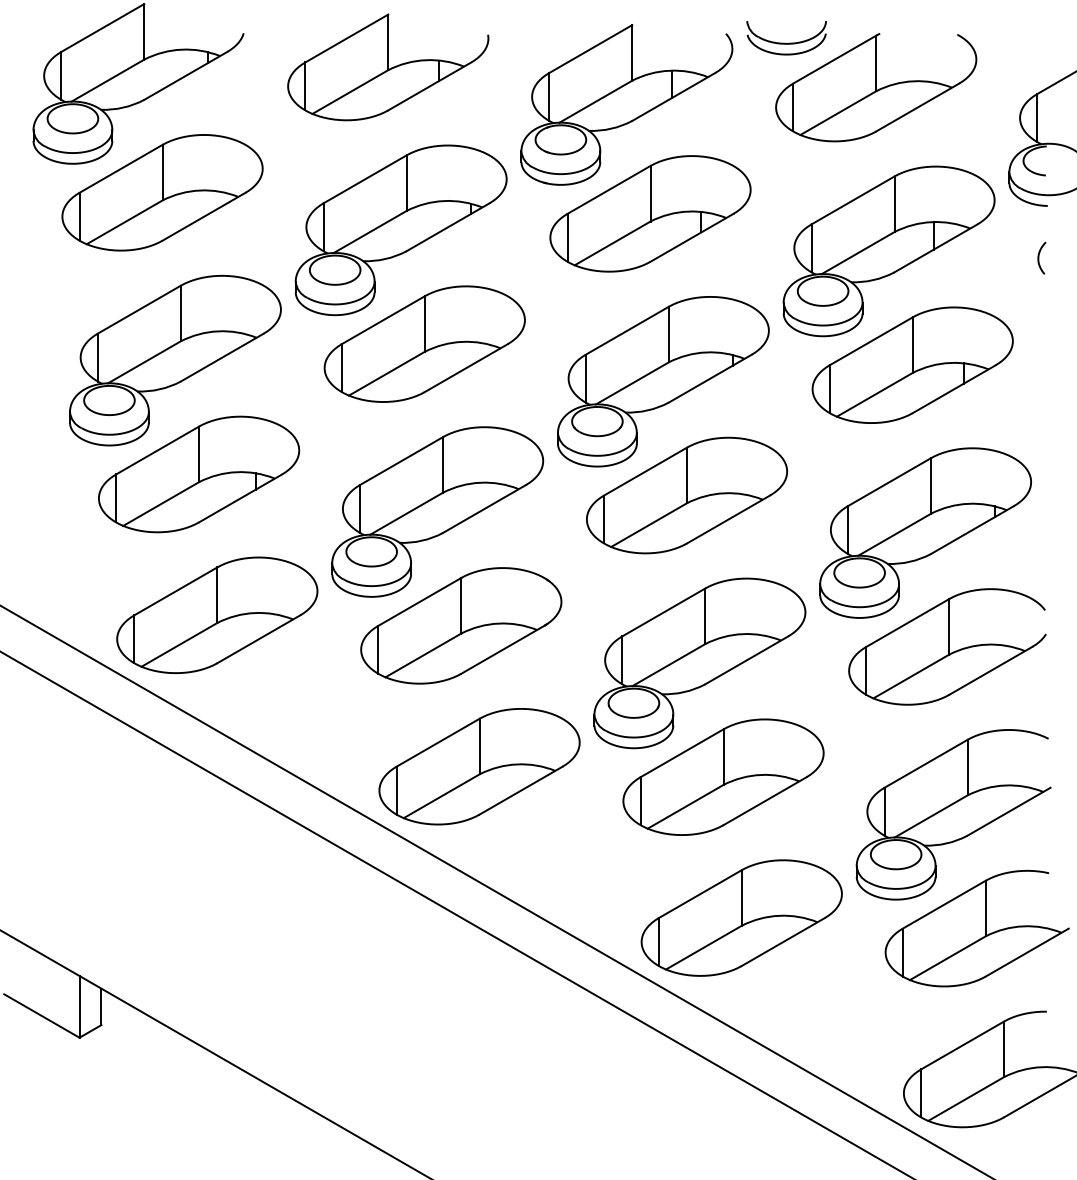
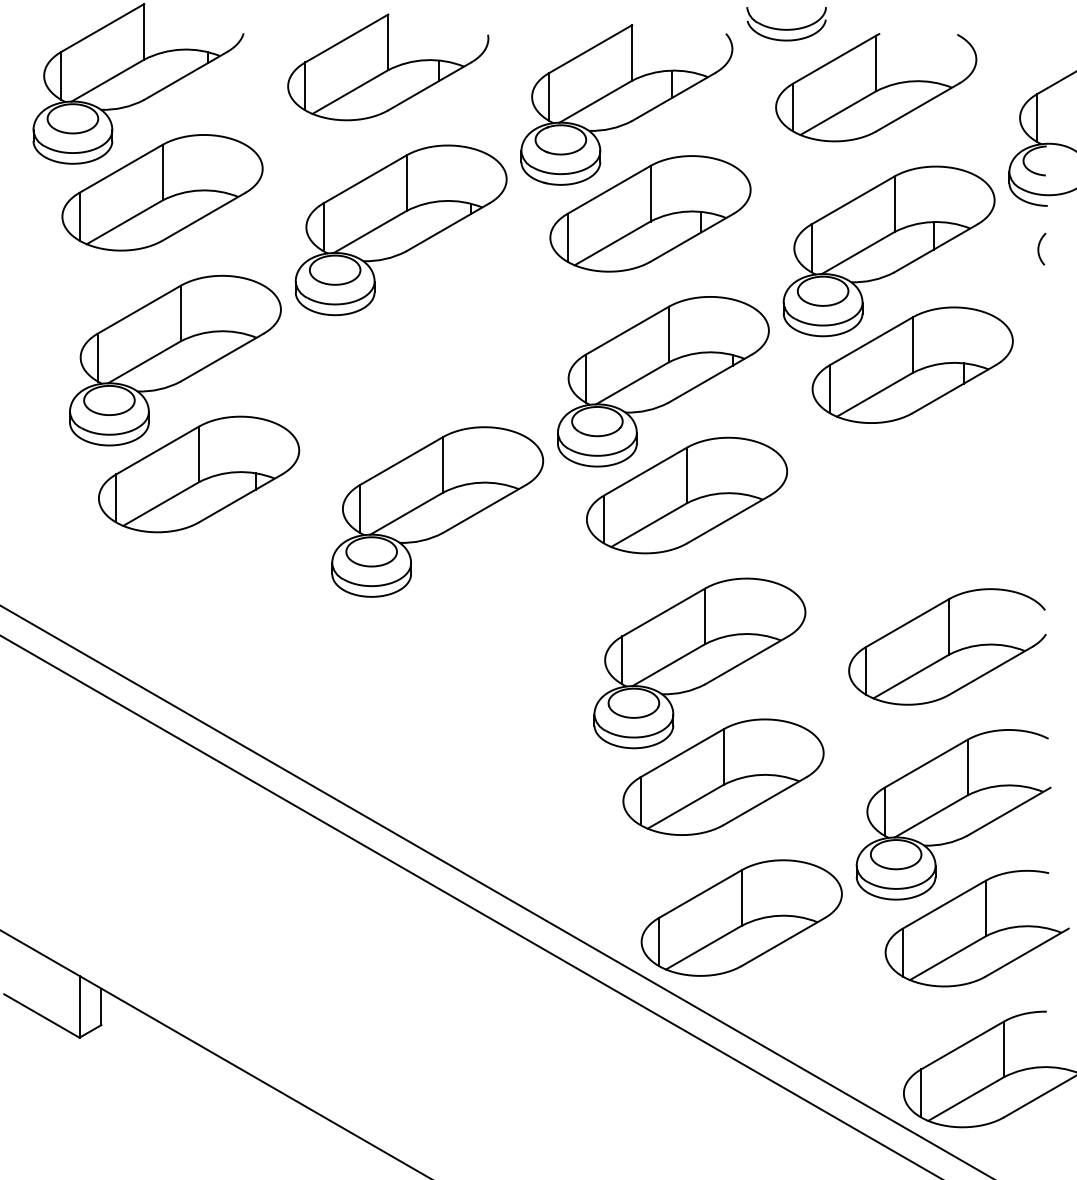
part position: (786, 38) -> (786, 24) (786, 24)
curve position: (1039, 257) -> (1039, 248) (1039, 248)
part: present -> none (424, 343)
part: present -> none (925, 532)
part: present -> none (217, 614)
part: present -> none (461, 625)
part: present -> none (479, 766)
line position: (456, 914) -> (469, 906) (469, 906)
